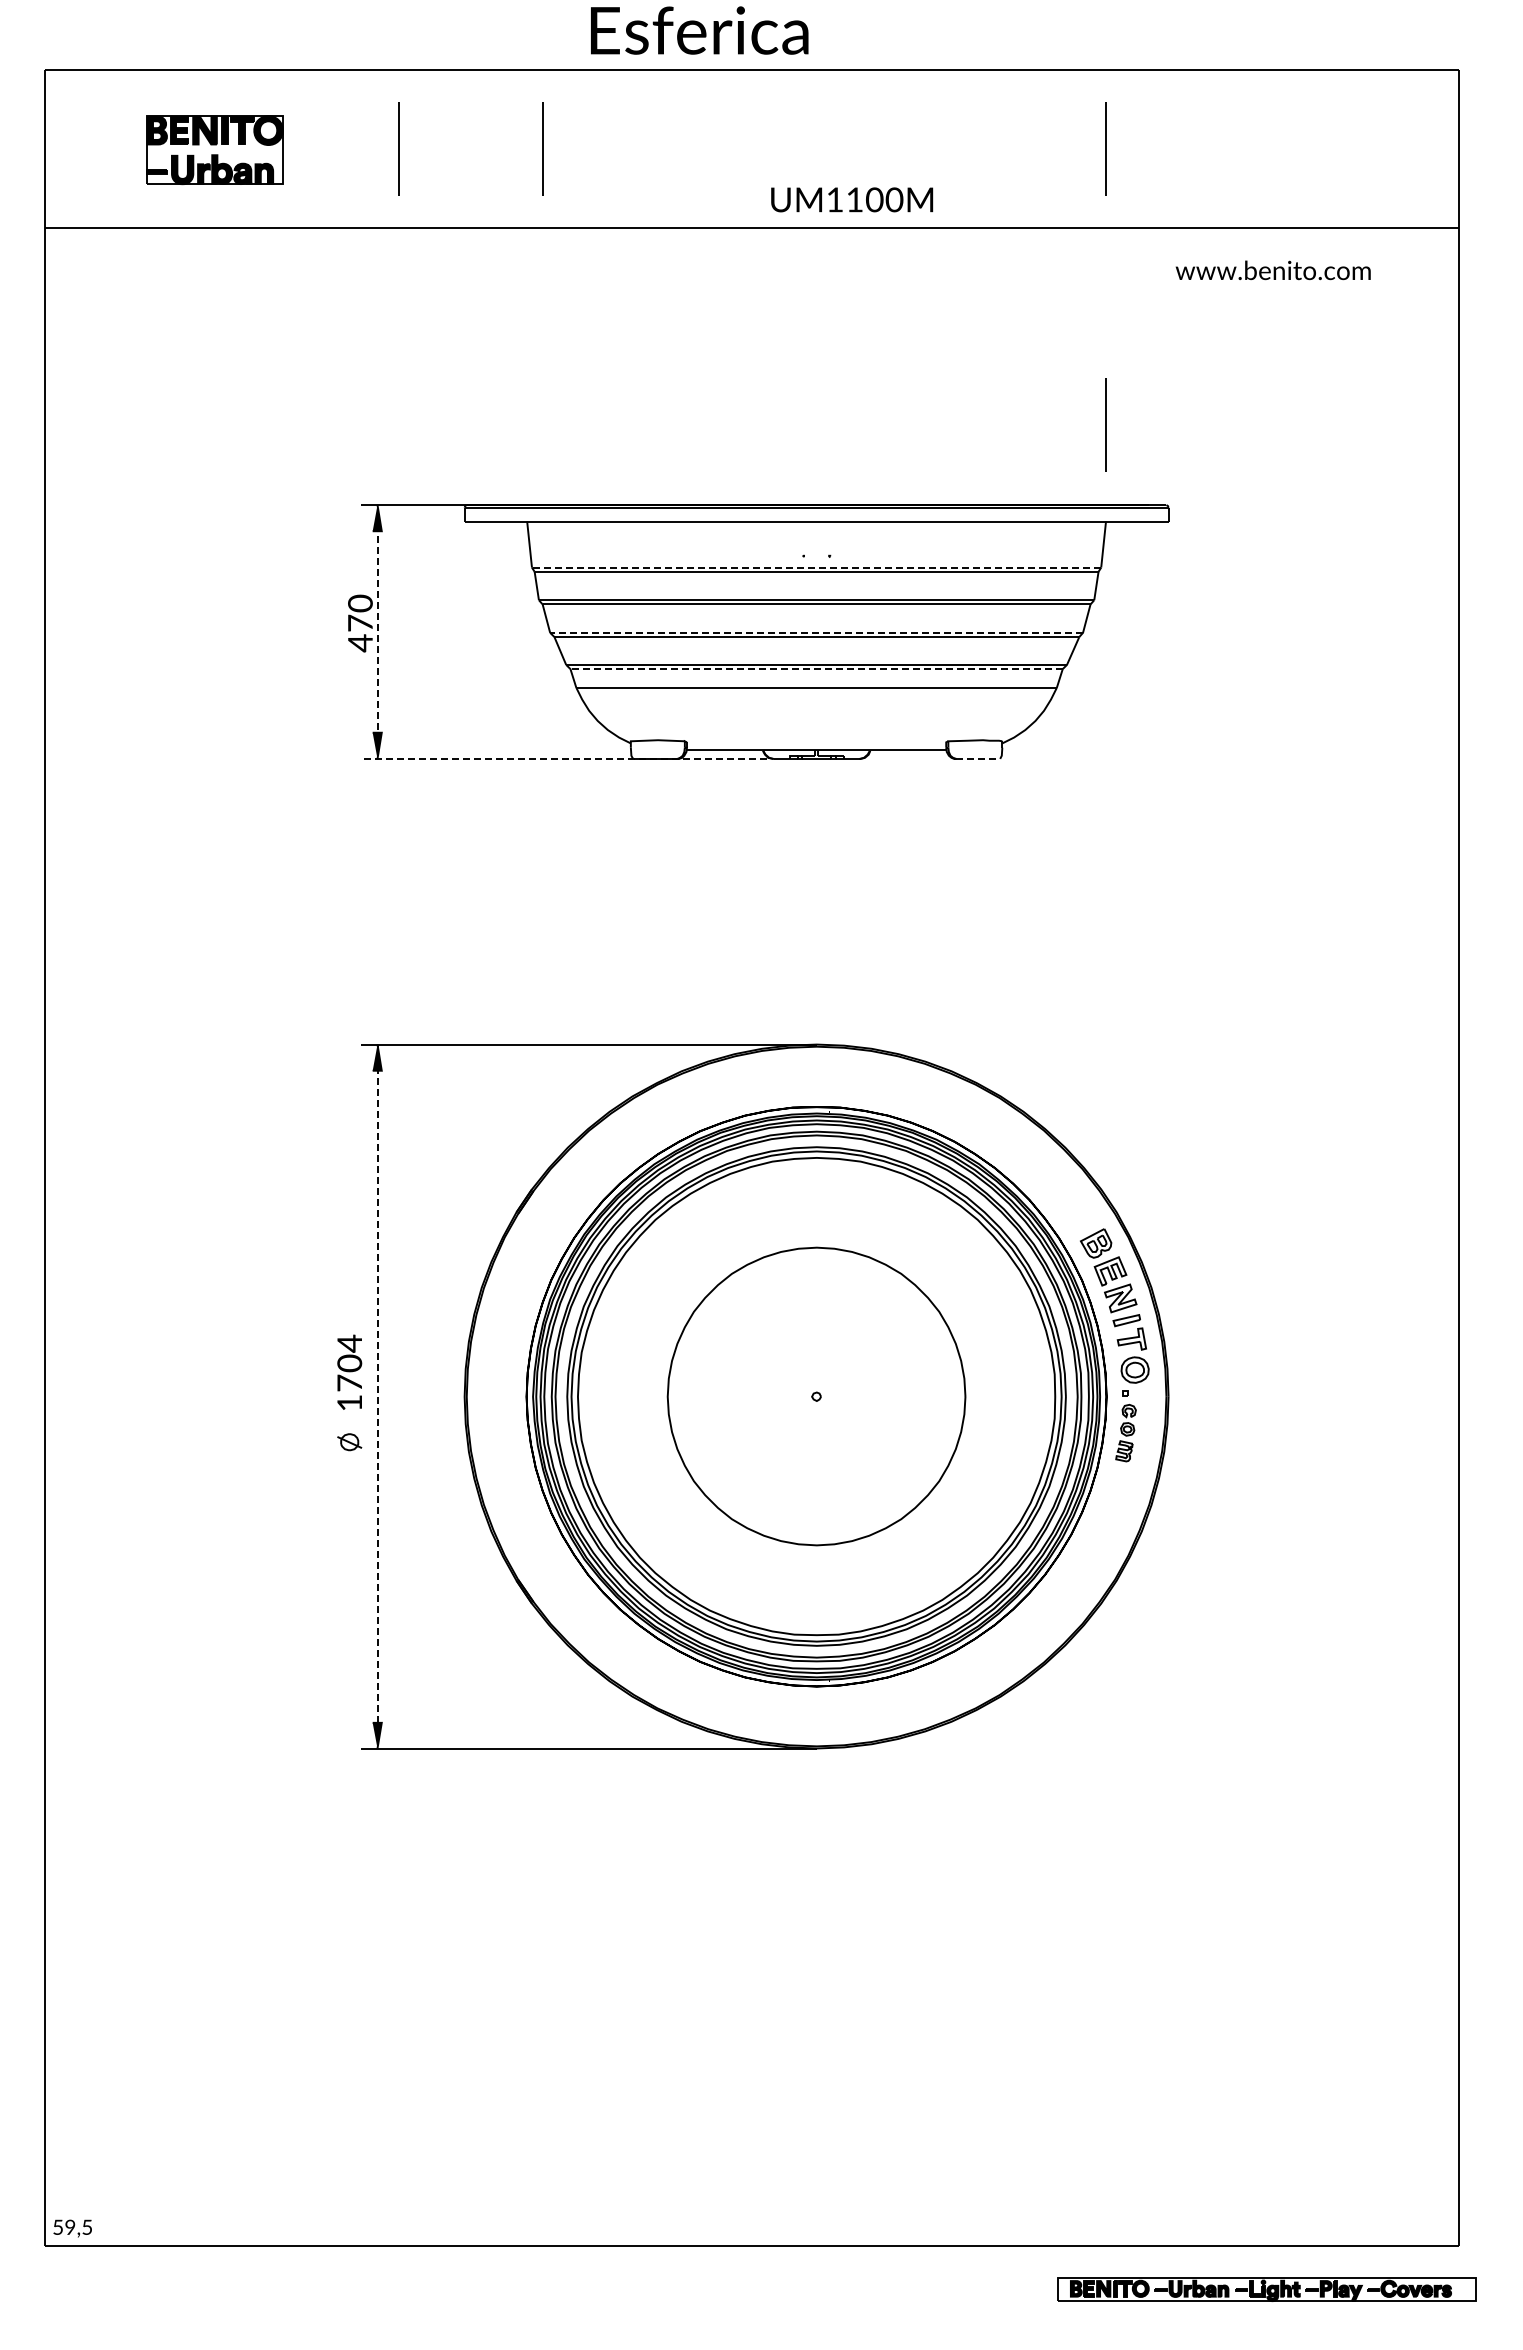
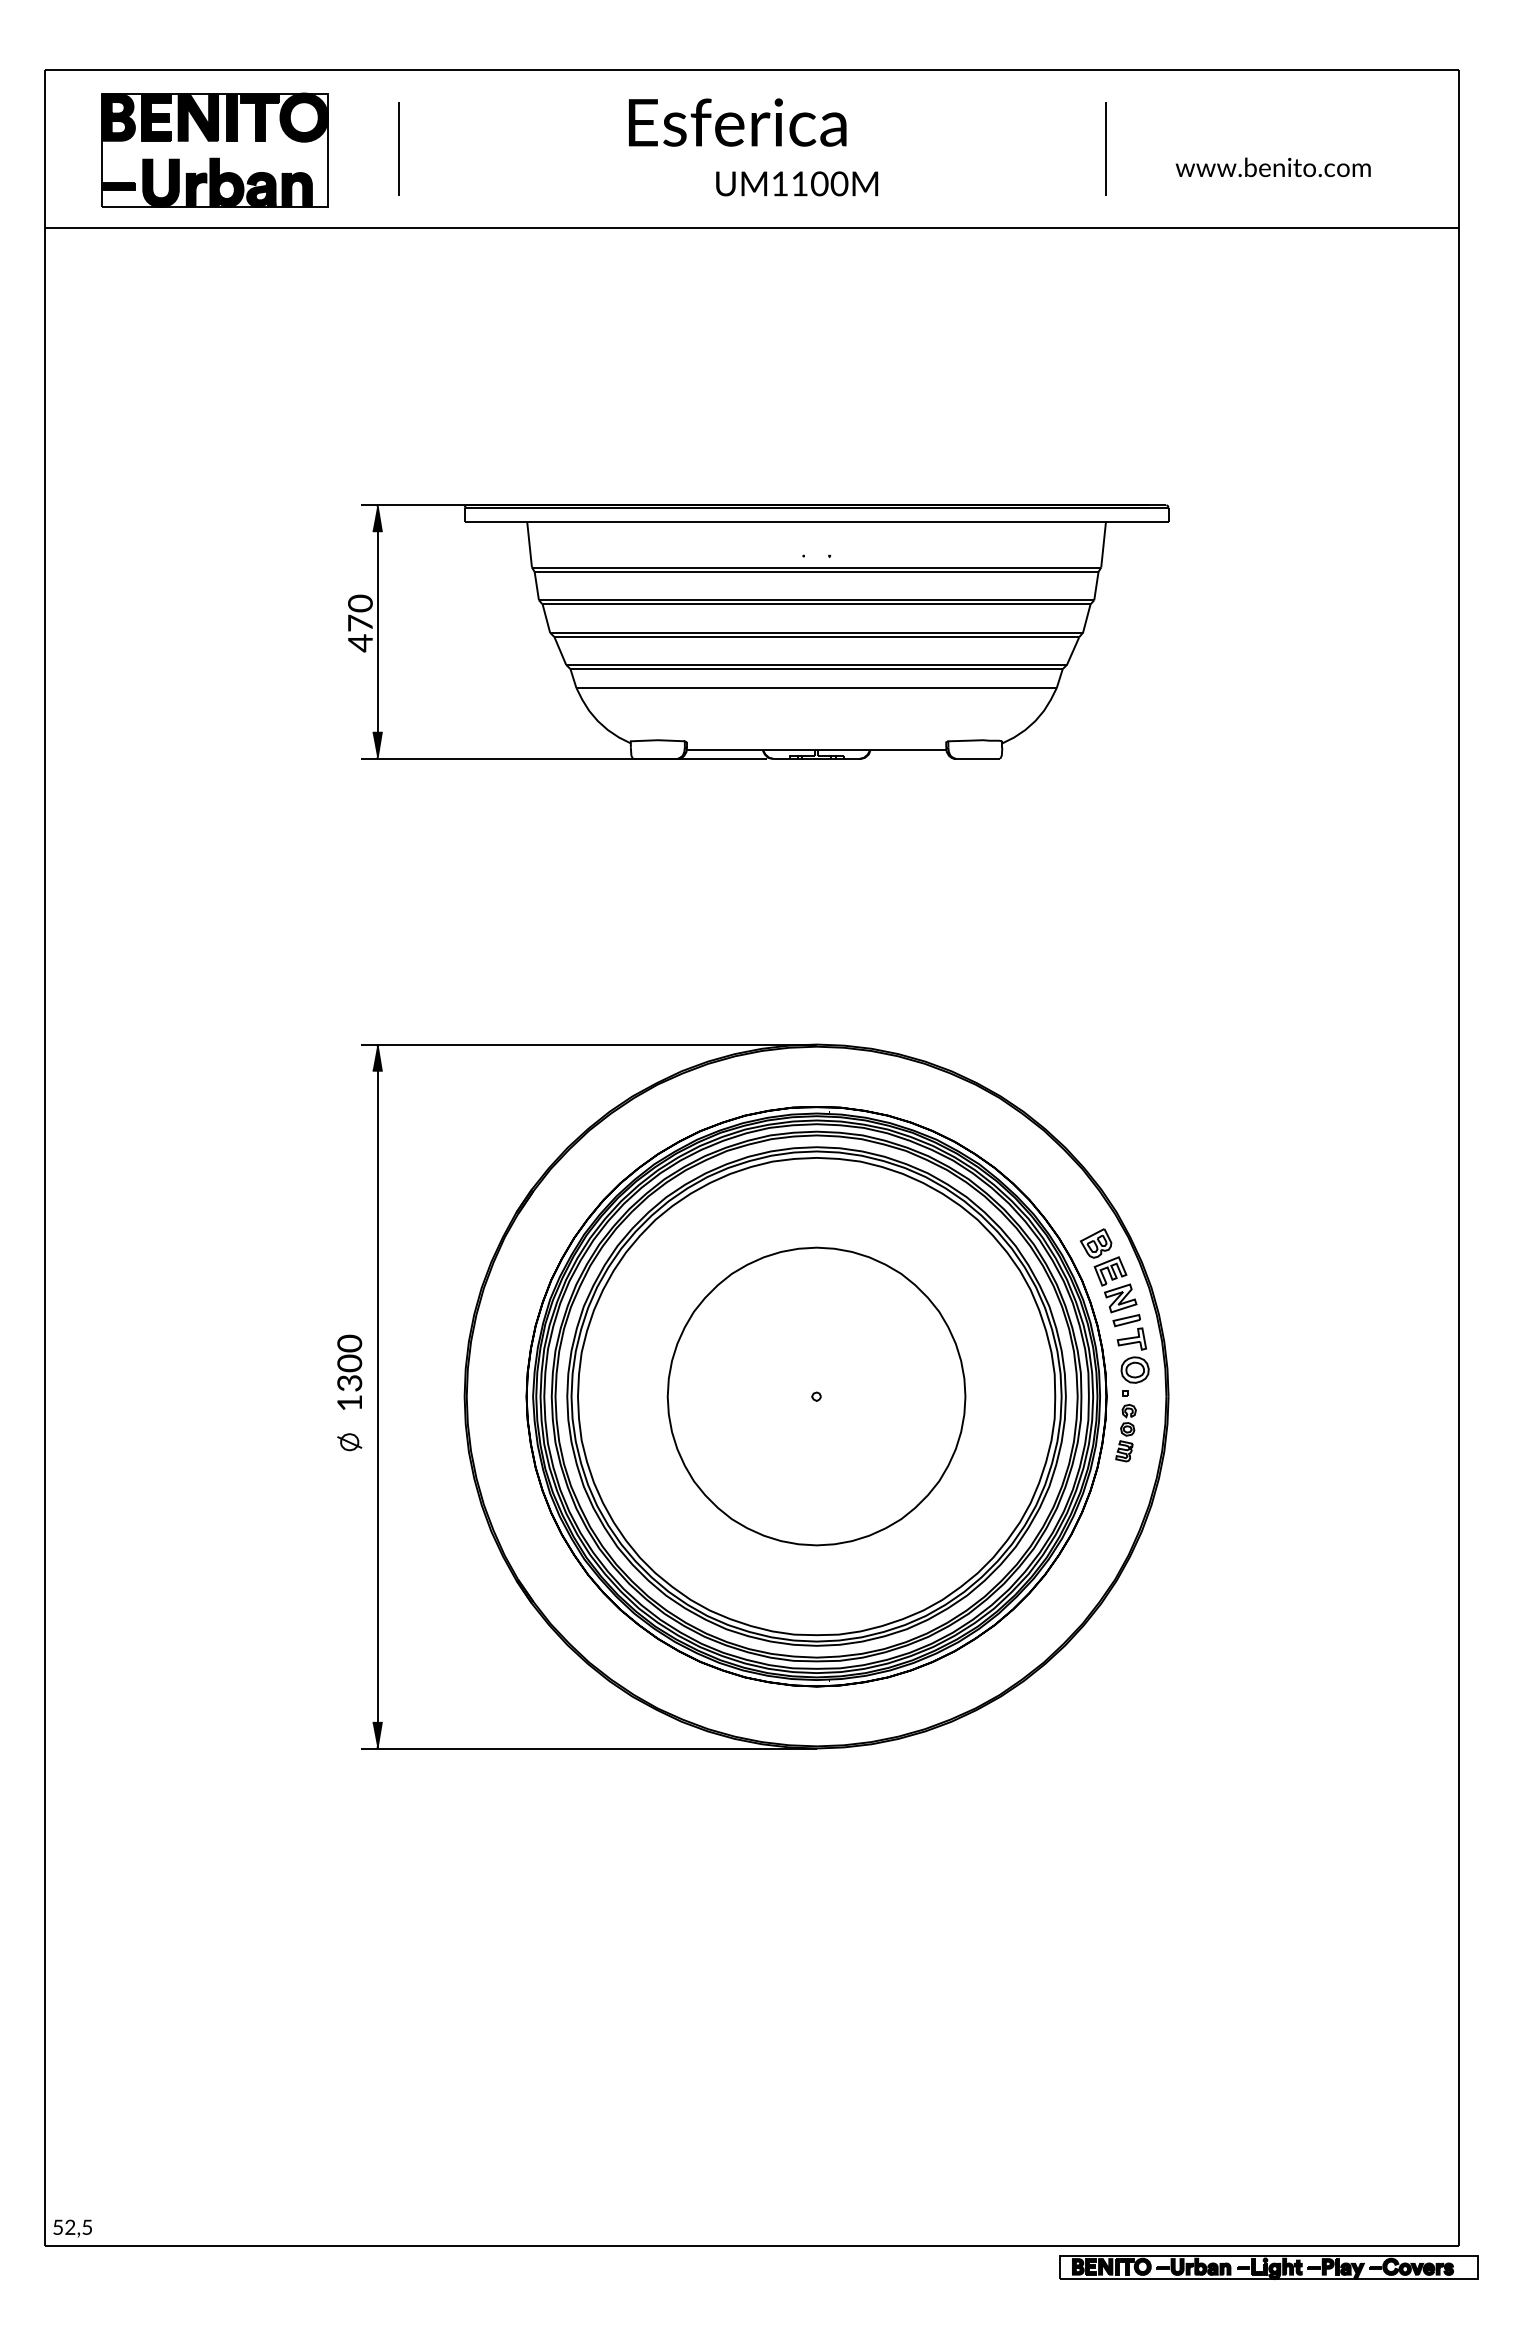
text position: (699, 30) -> (737, 122) (737, 122)
line: present -> none (542, 148)
part size: 138x71 px -> 228x116 px (214, 149)
text position: (852, 199) -> (797, 183) (797, 183)
text position: (1272, 270) -> (1272, 167) (1272, 167)
line: present -> none (1105, 424)
line: dashed -> solid (816, 567)
line: dashed -> solid (377, 623)
line: dashed -> solid (816, 632)
line: dashed -> solid (816, 669)
line: dashed -> solid (563, 758)
line: dashed -> solid (978, 758)
text: 1704 -> 1300 (349, 1362)
line: dashed -> solid (377, 1396)
text: 59,5 -> 52,5 (70, 2227)
part position: (1266, 2289) -> (1268, 2267) (1268, 2267)
